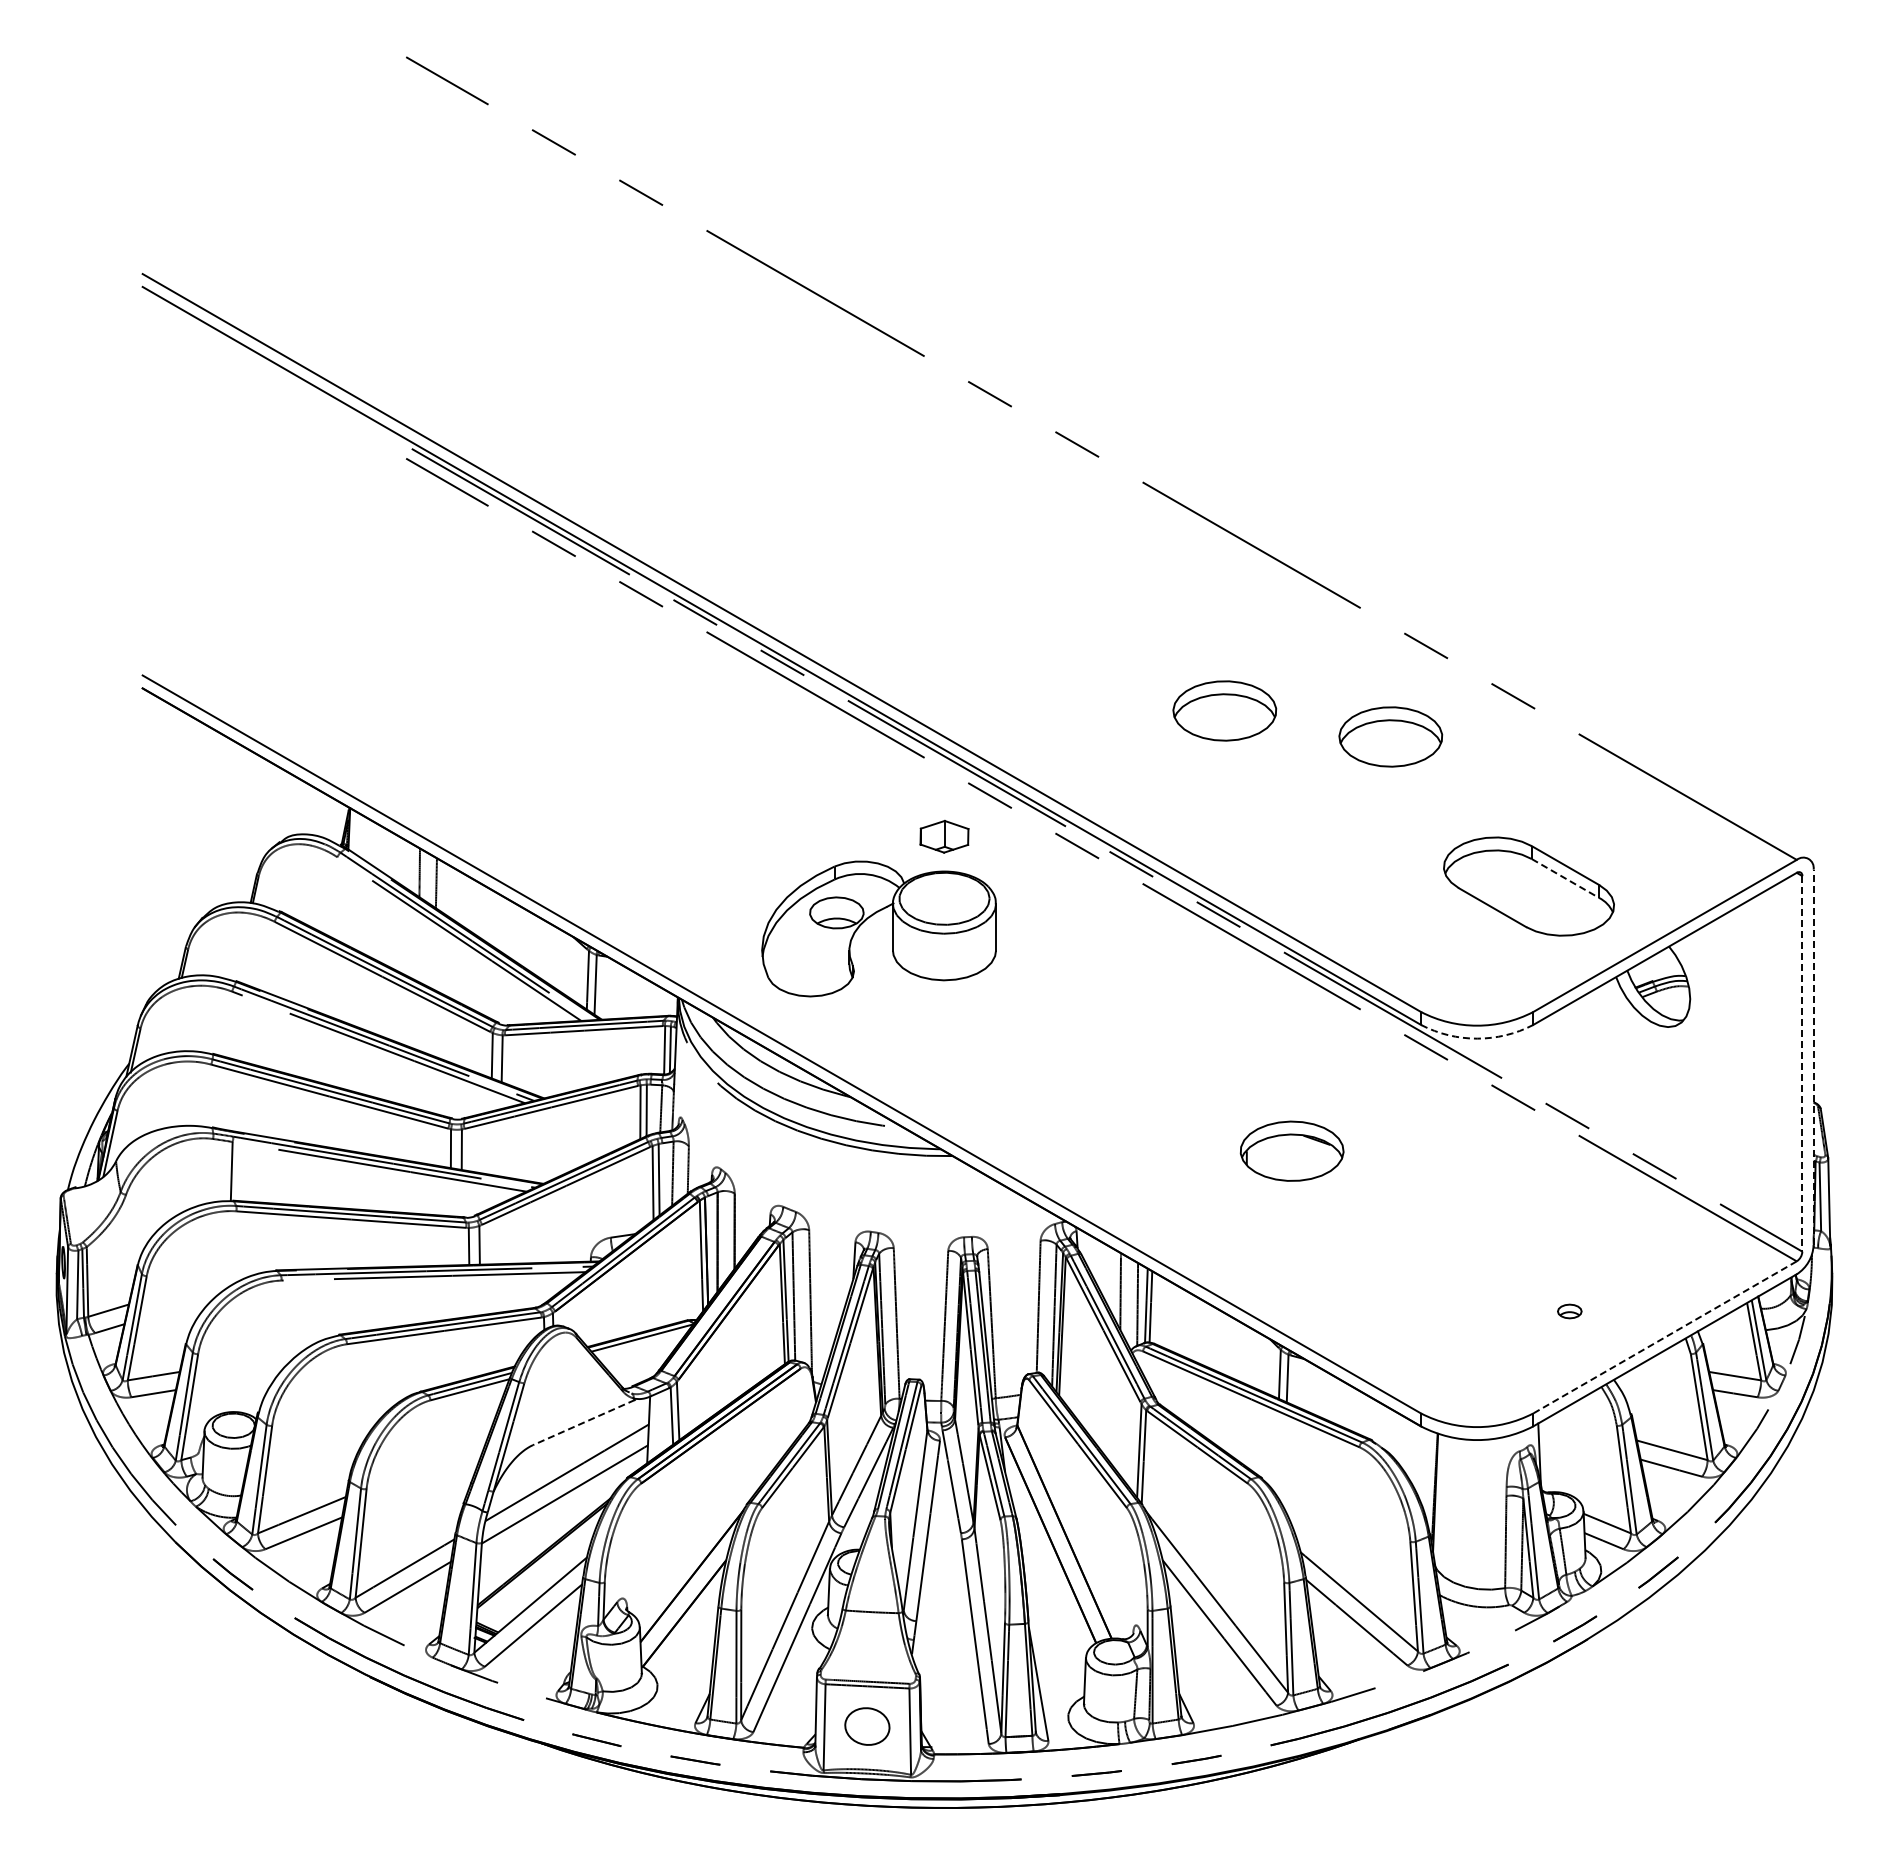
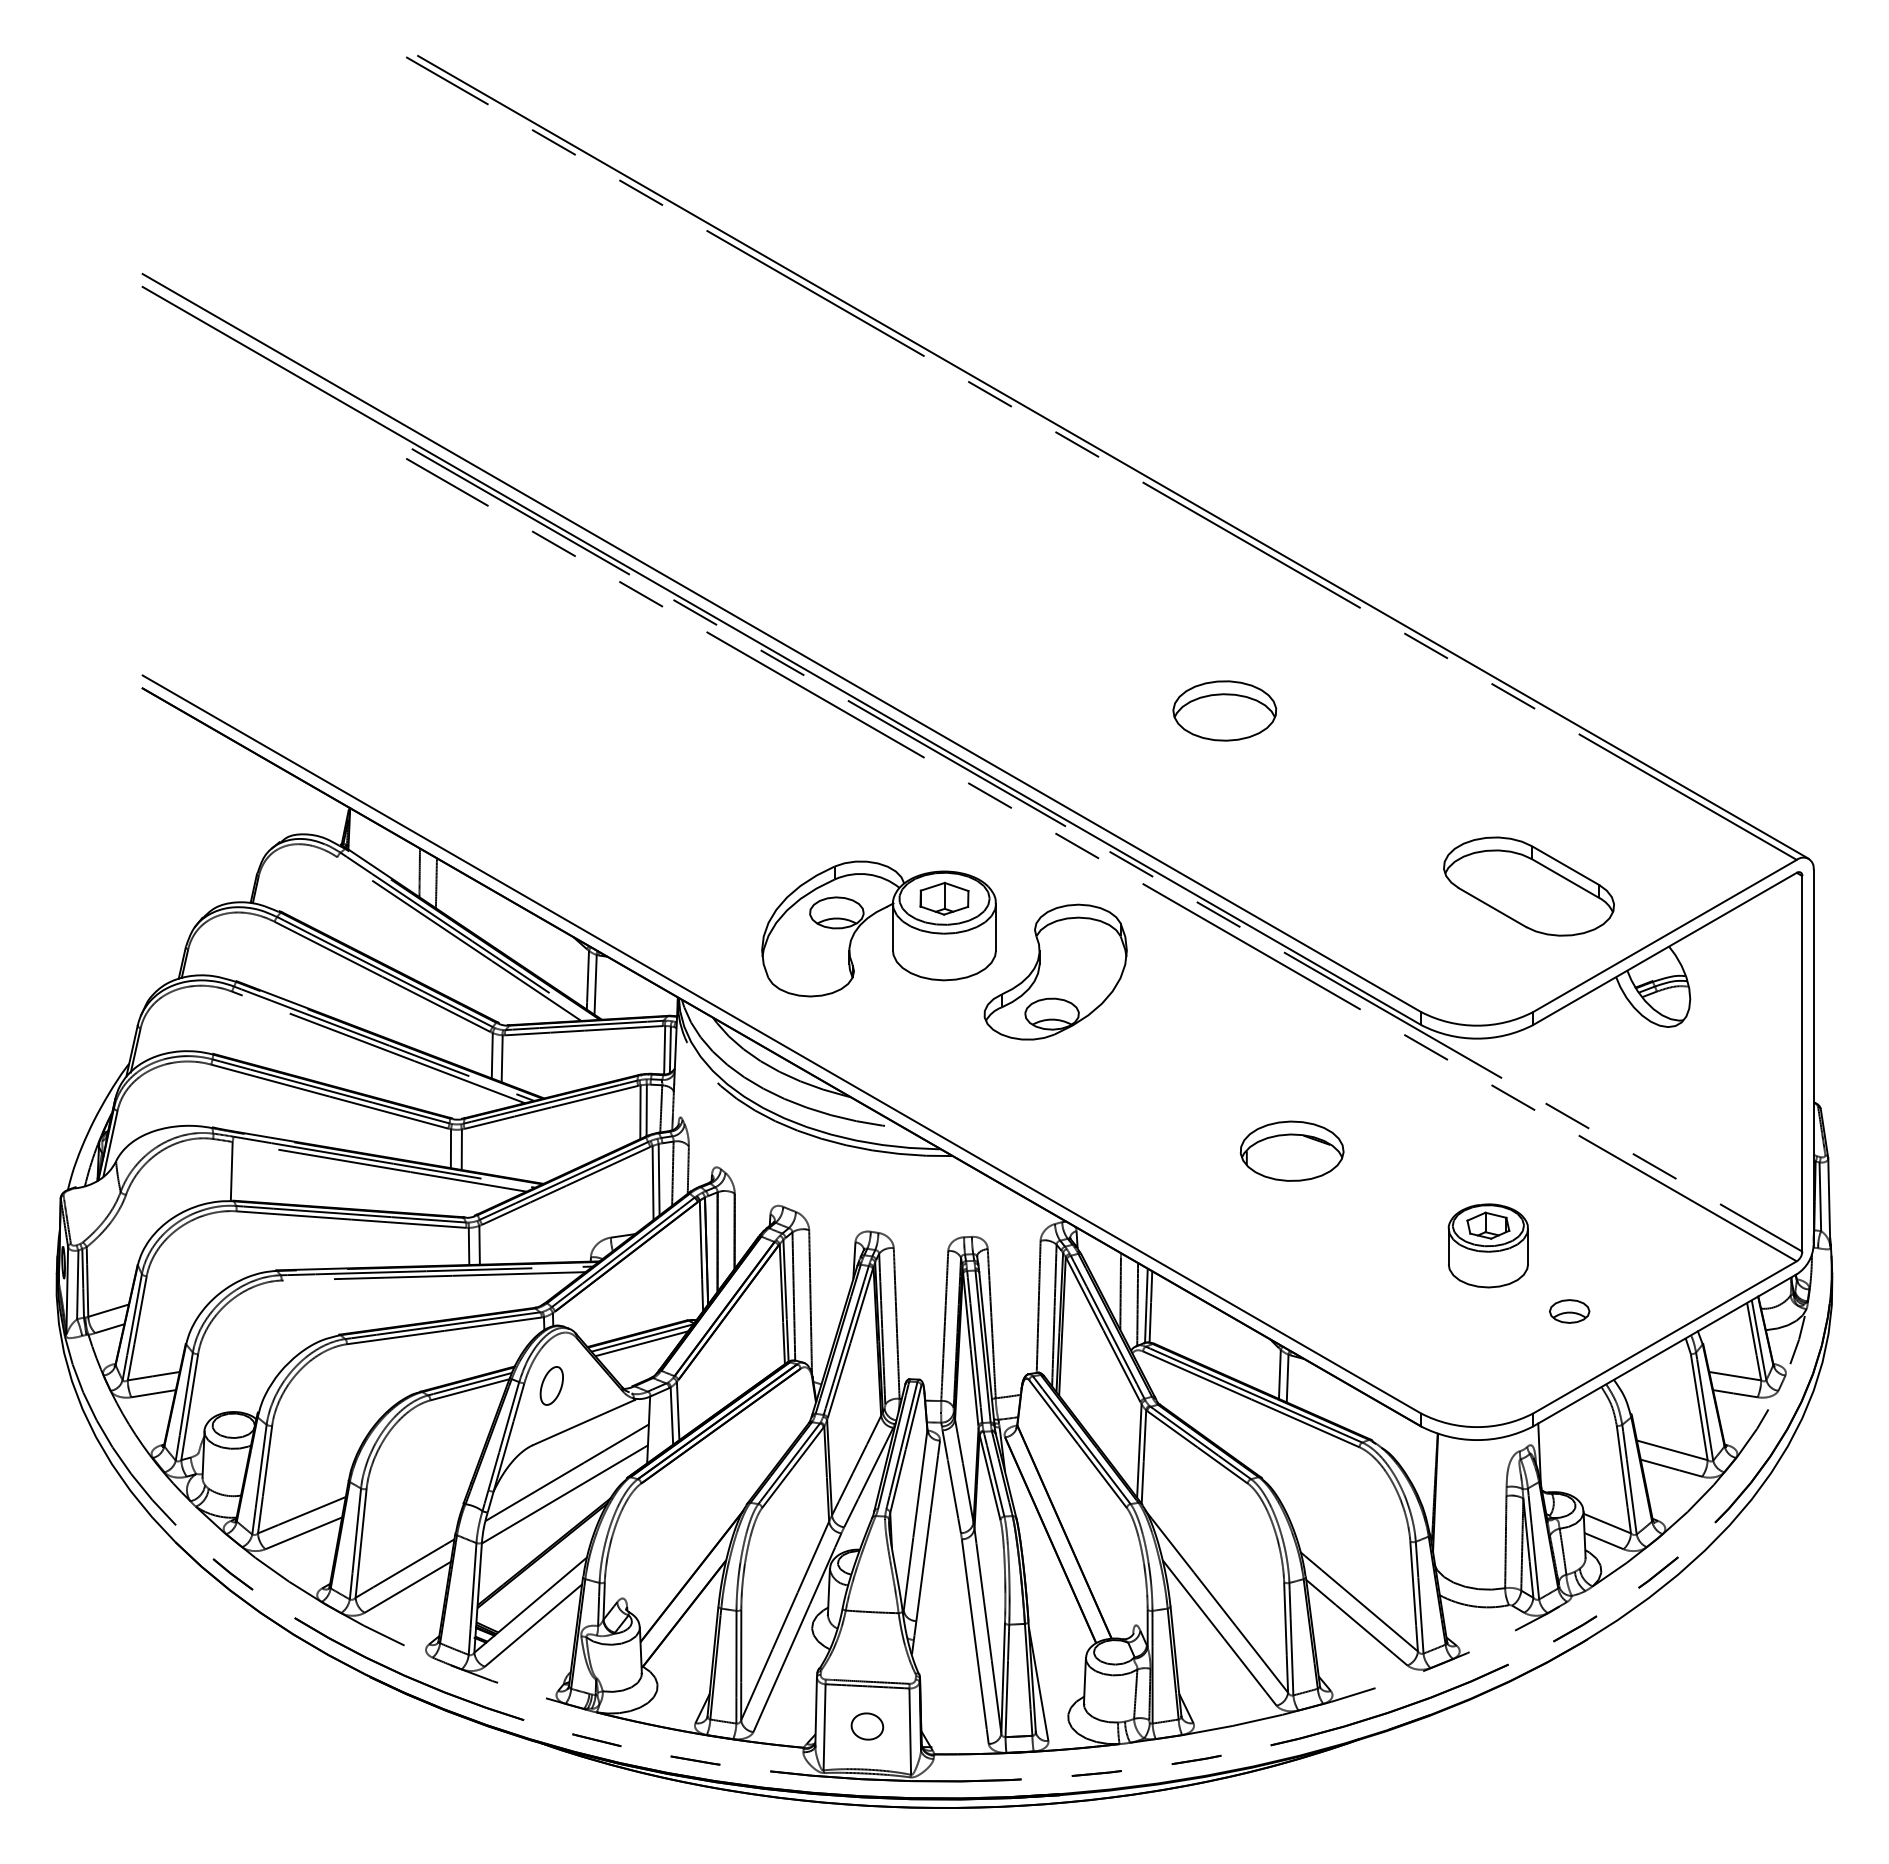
line: none -> present (1113, 456)
part: present -> none (1390, 736)
part position: (944, 836) -> (944, 898) (944, 898)
line: dashed -> solid (1565, 878)
part: none -> present (1055, 971)
arc: dashed -> solid (1477, 1038)
line: dashed -> solid (1813, 1057)
line: dashed -> solid (1802, 1063)
part: none -> present (1487, 1245)
part size: 26x17 px -> 42x25 px (1569, 1311)
line: dashed -> solid (1664, 1337)
line: none -> present (641, 1343)
part: none -> present (551, 1385)
line: dashed -> solid (583, 1422)
part size: 47x39 px -> 35x29 px (867, 1726)
